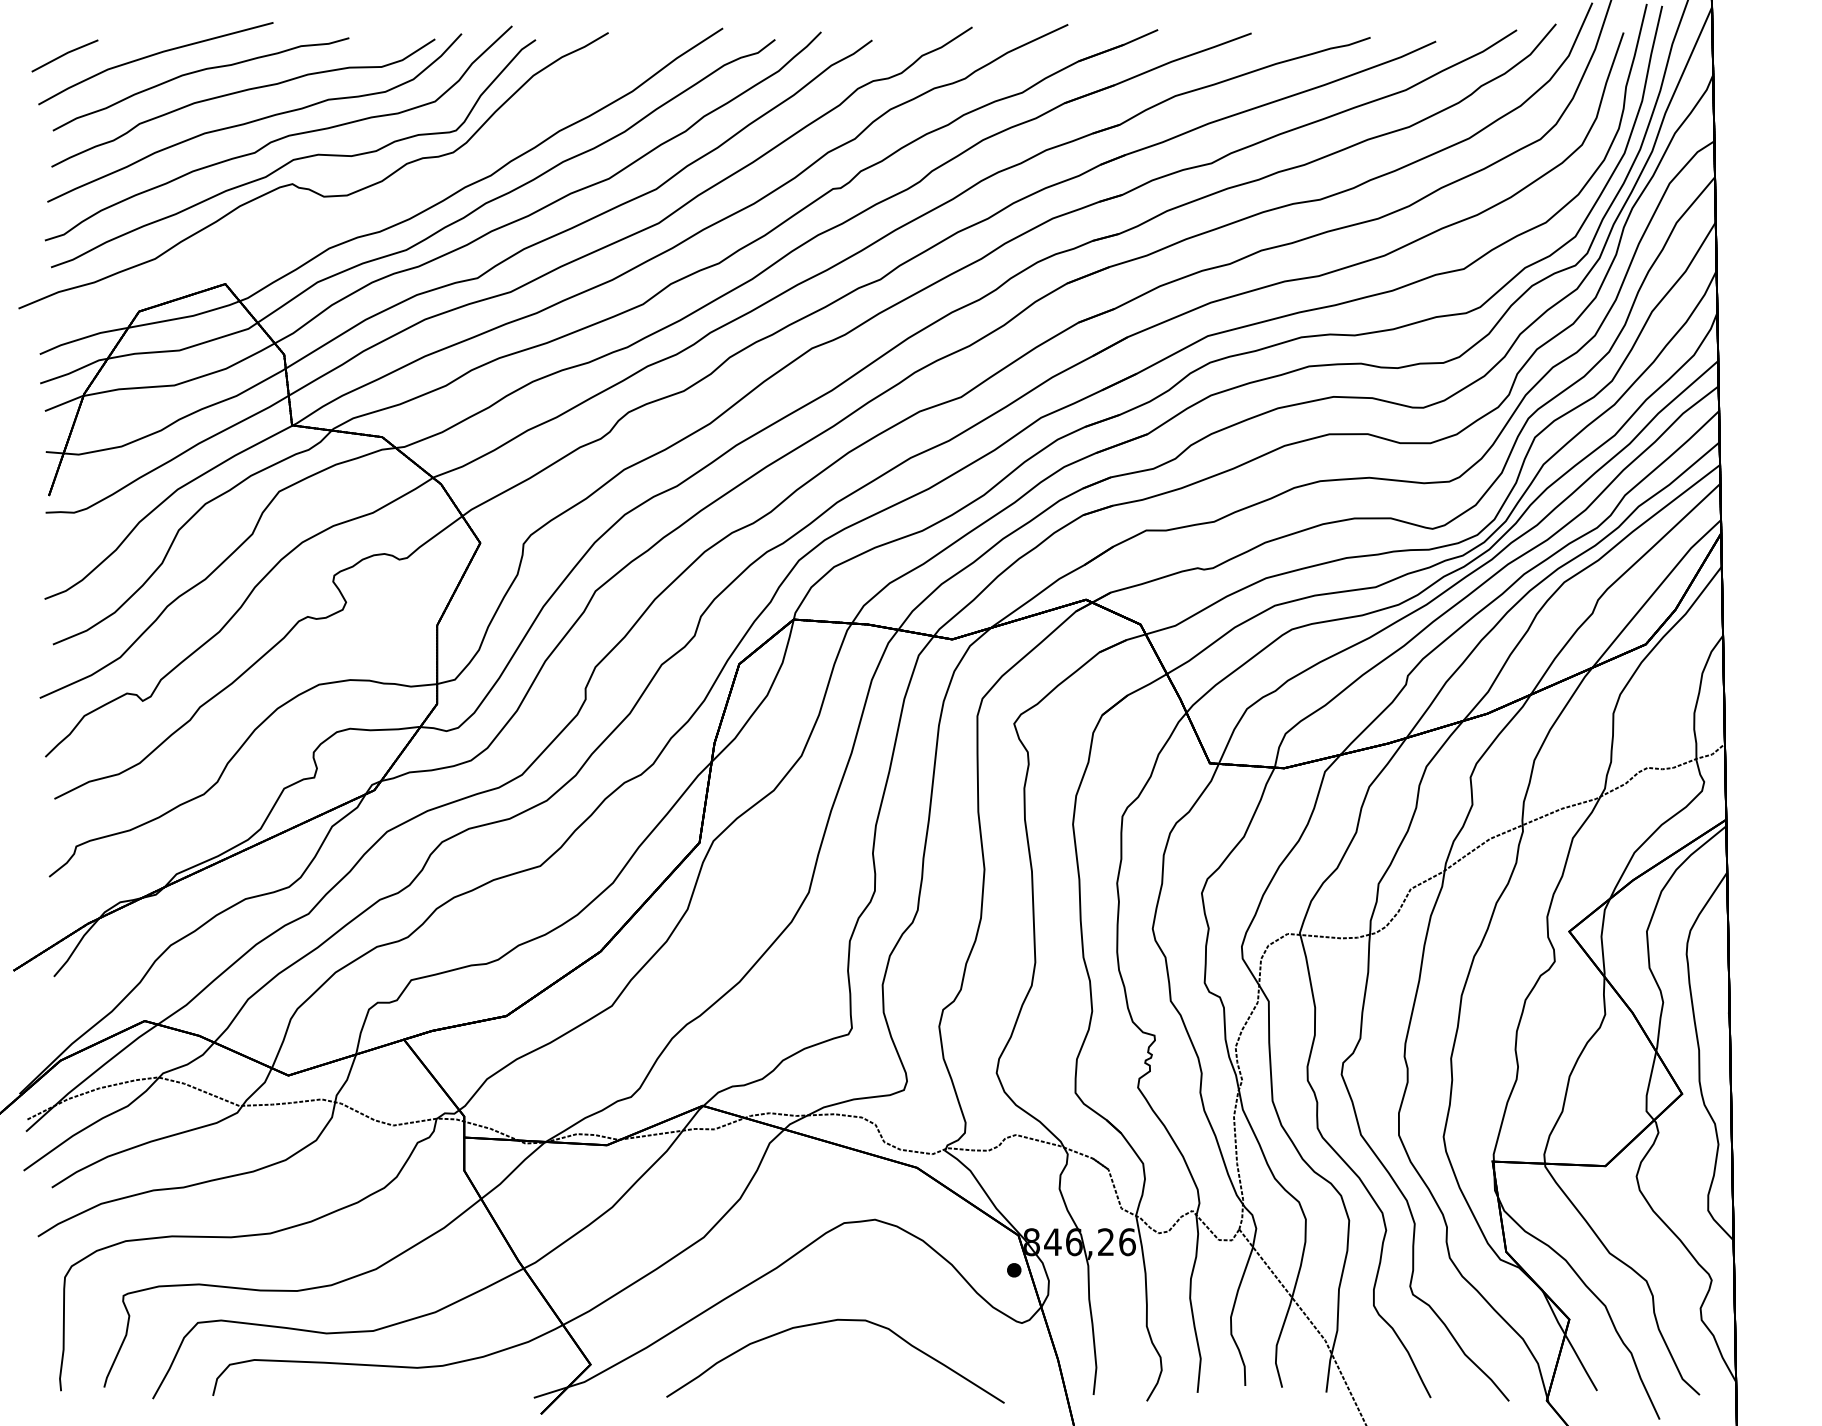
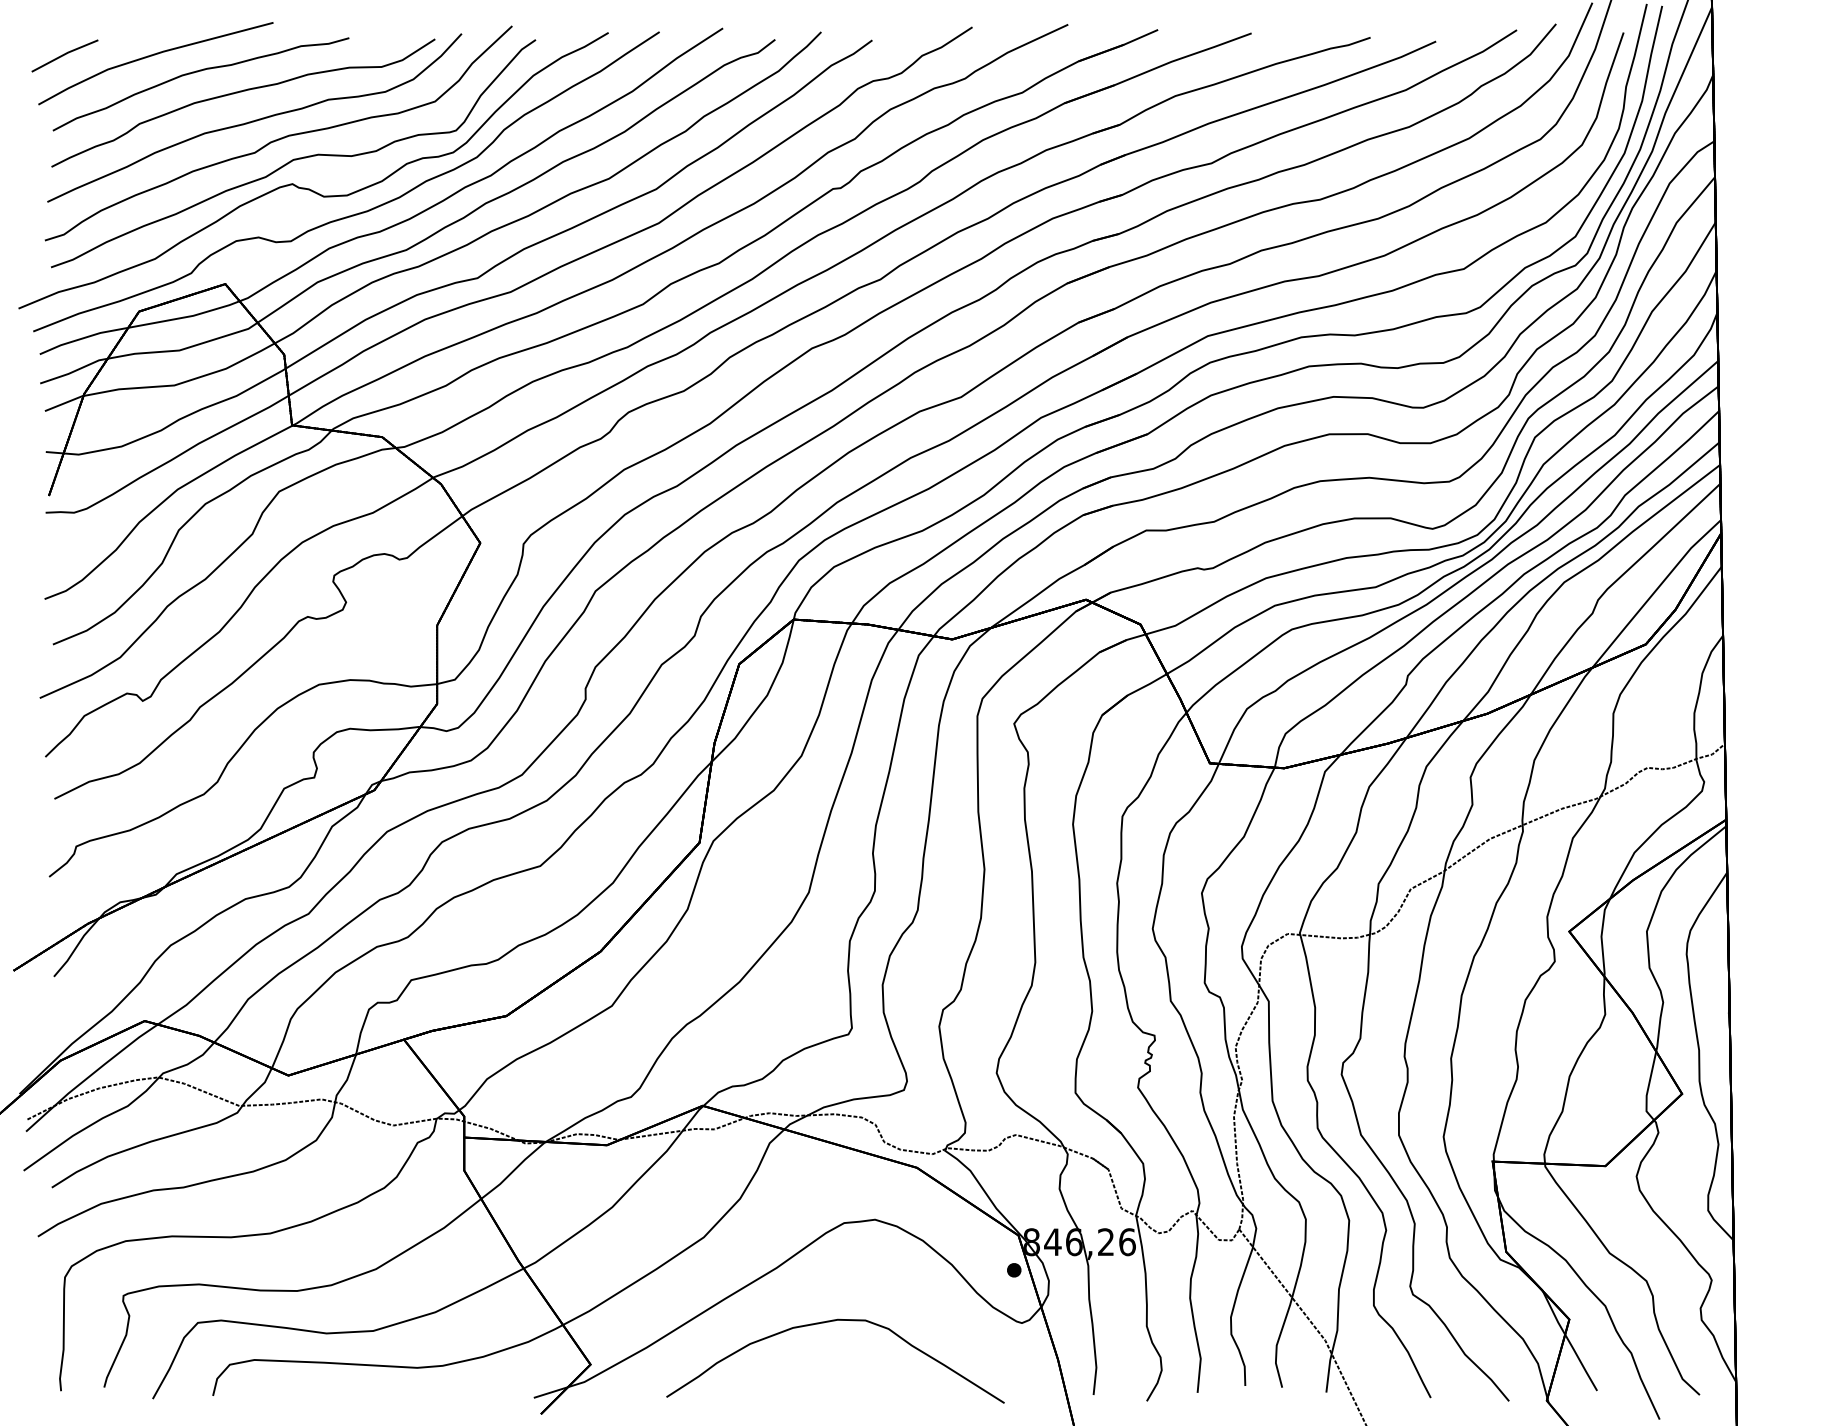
curve: none -> present (355, 213)
